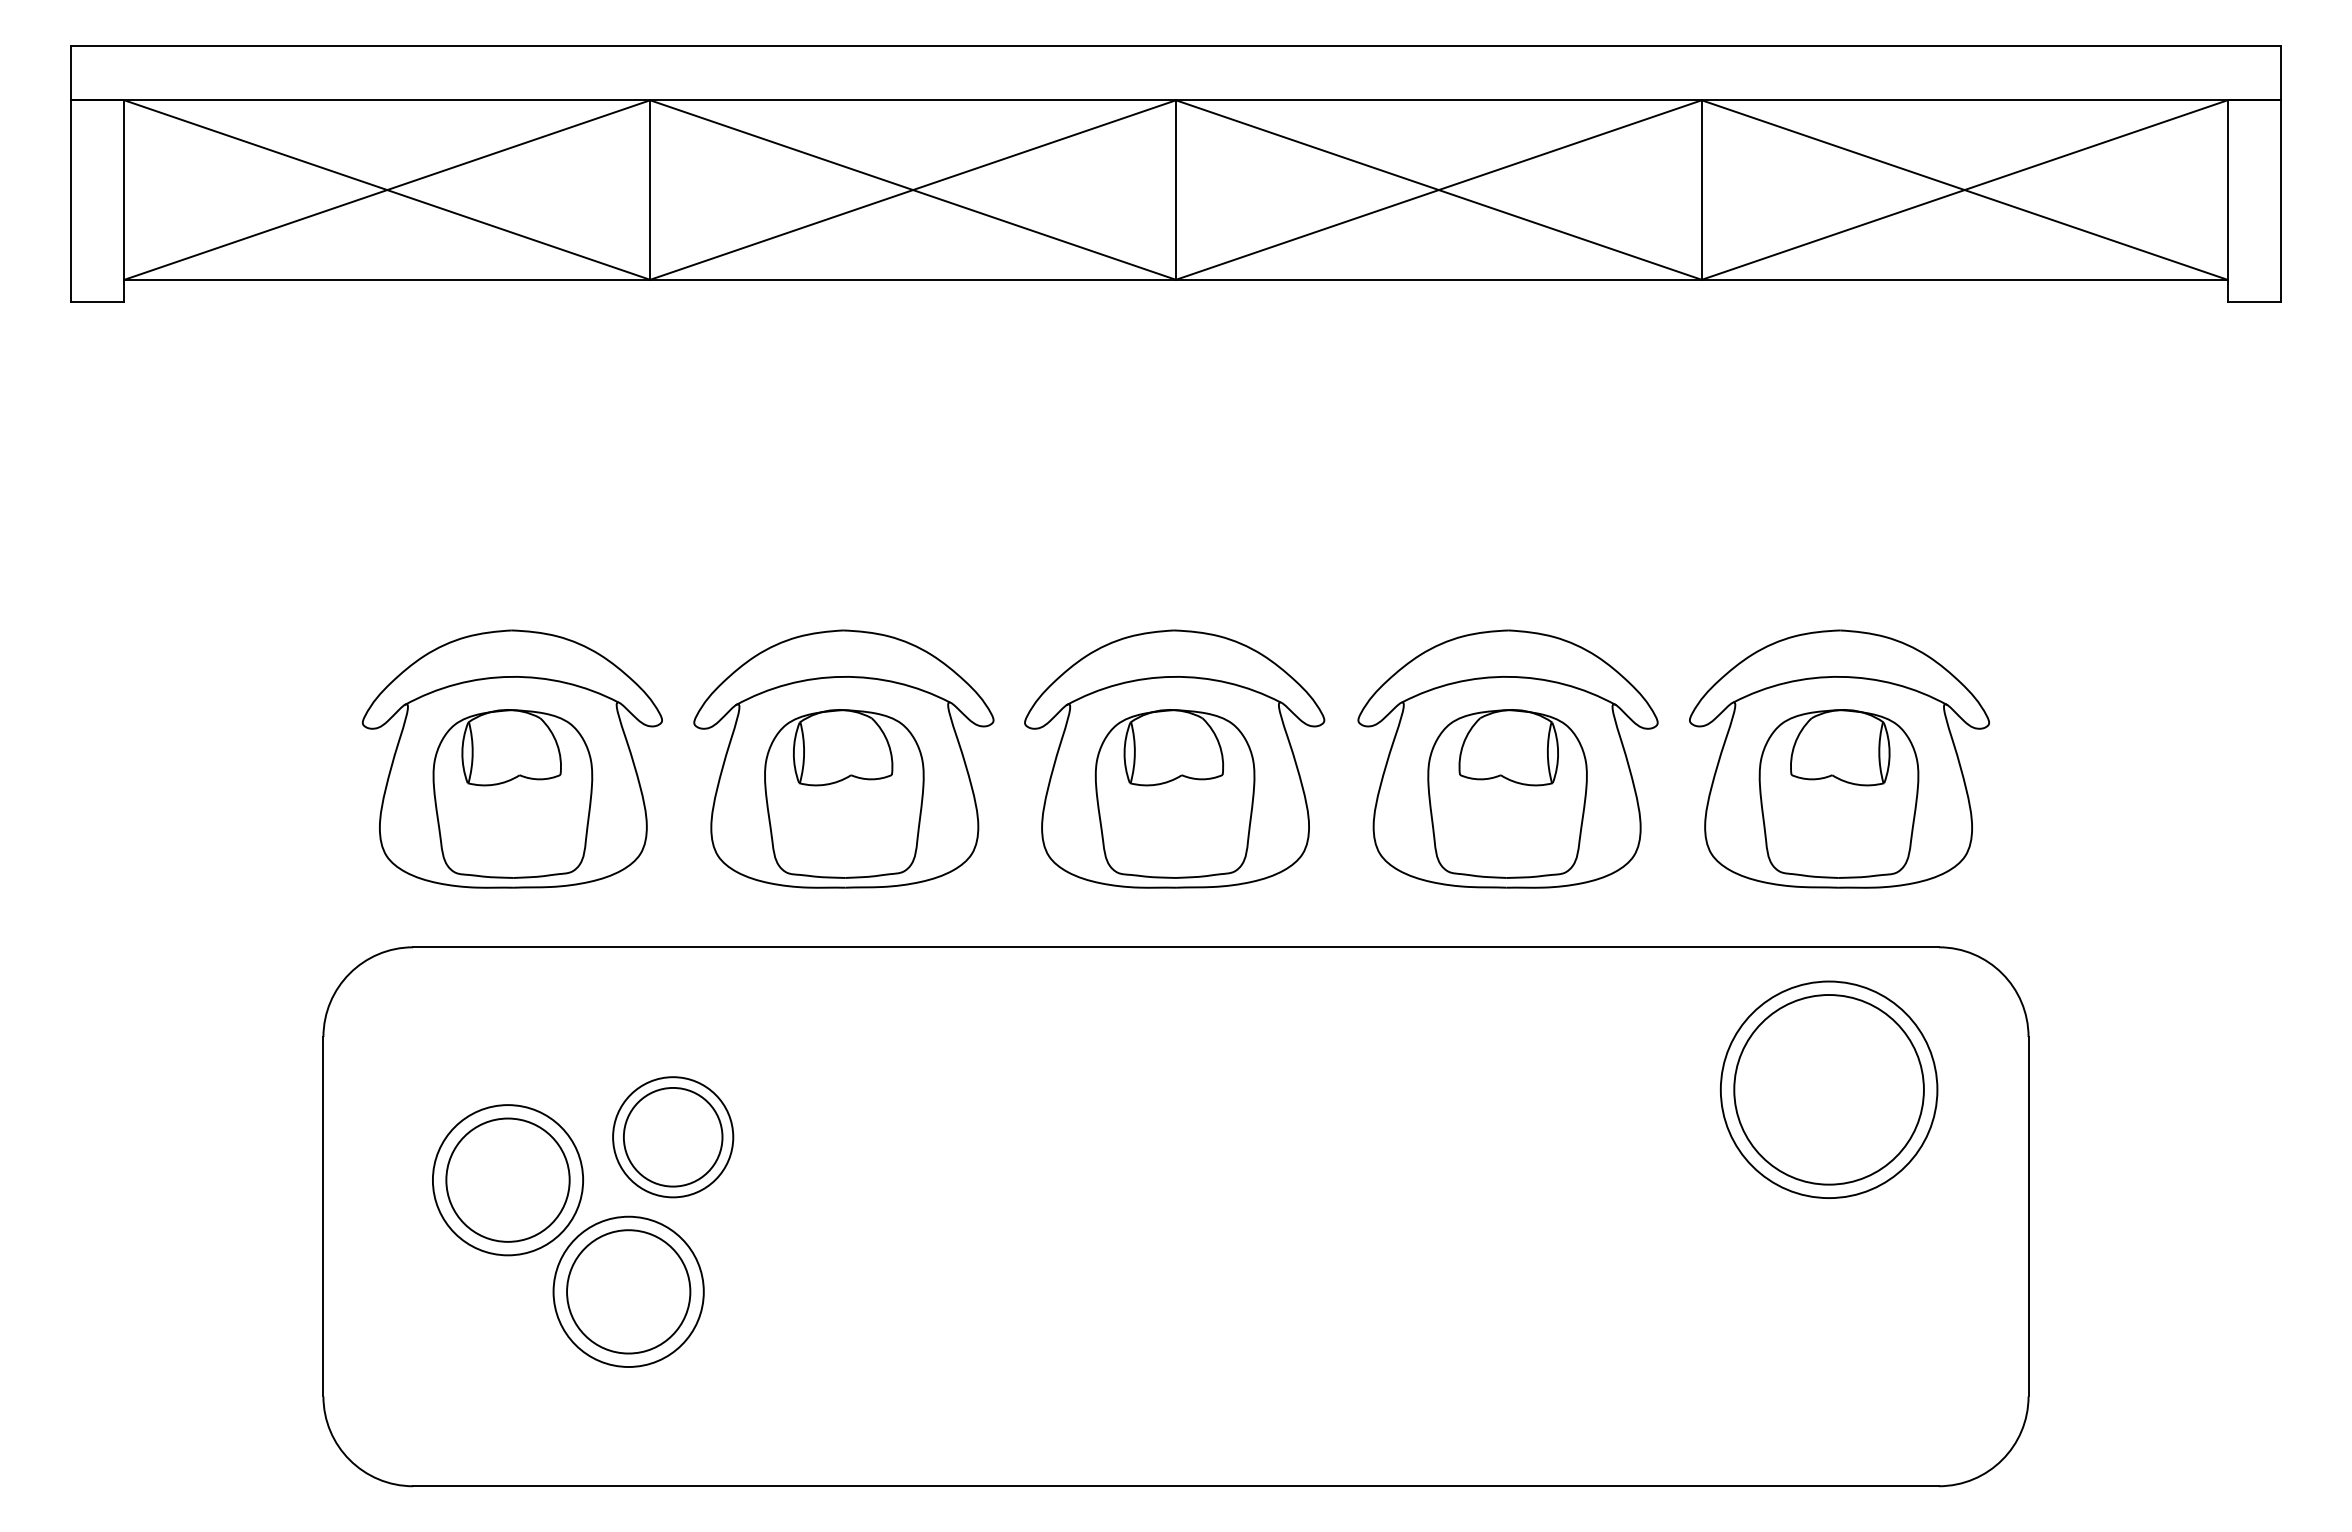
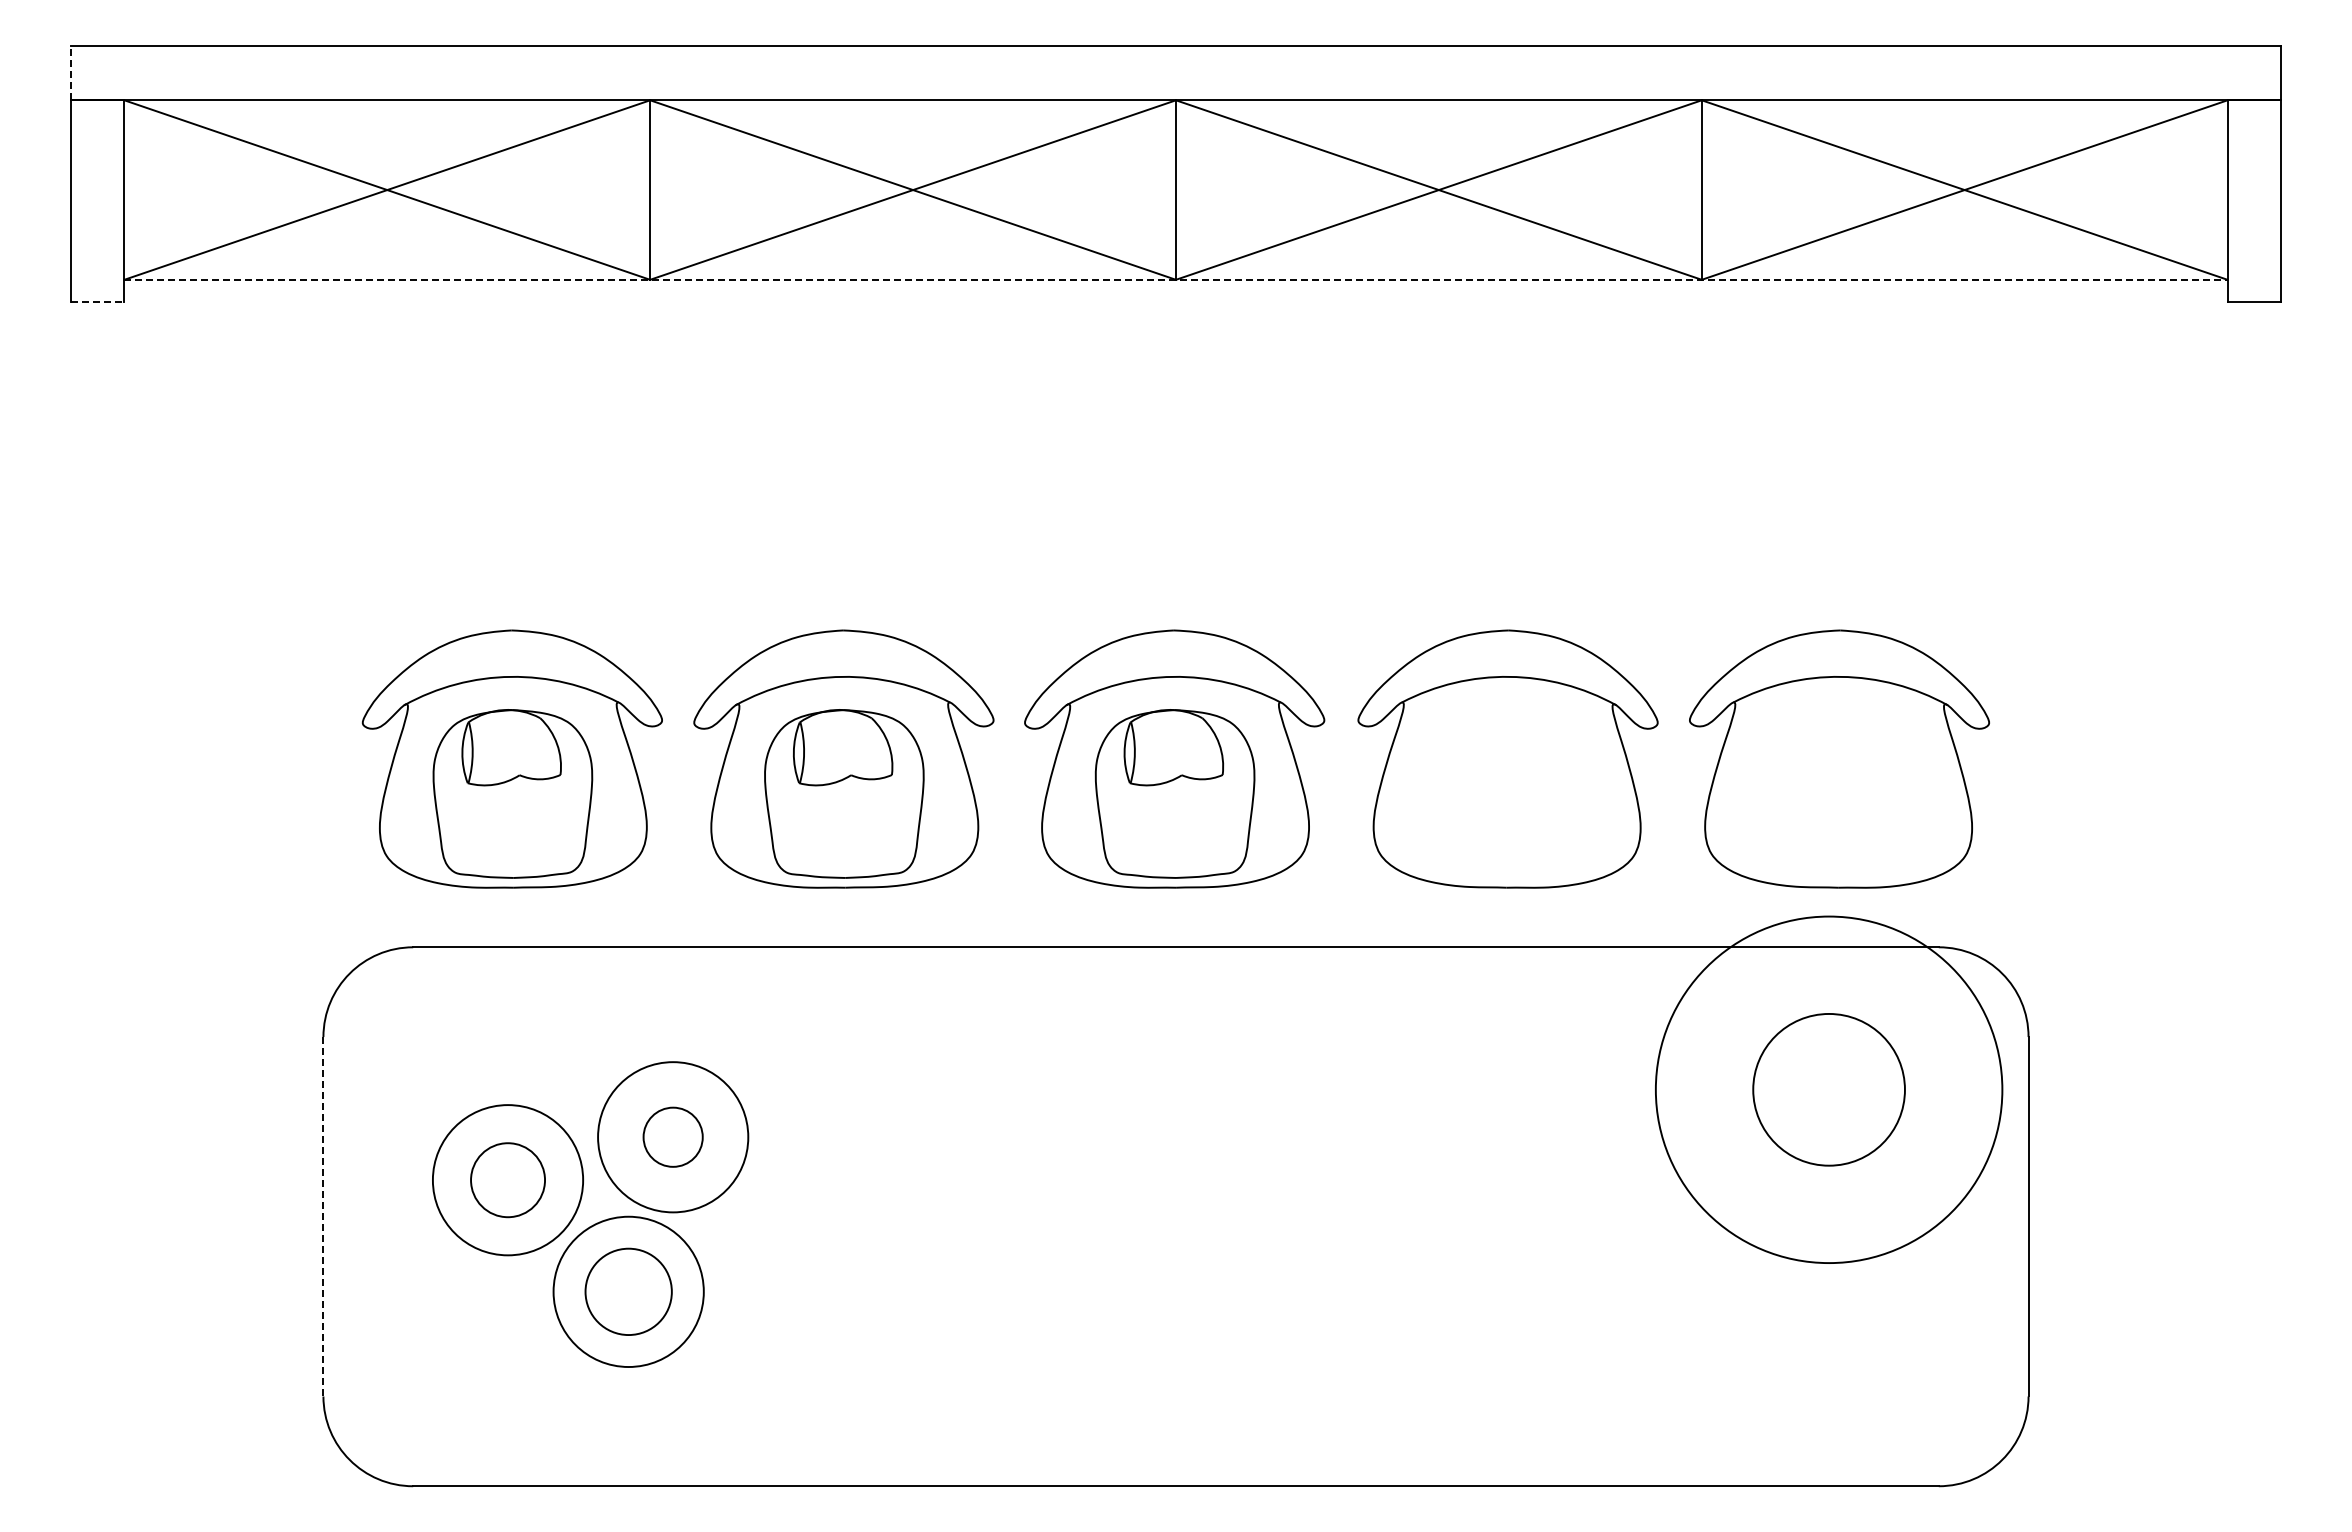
line: solid -> dashed (70, 72)
line: solid -> dashed (1176, 279)
line: solid -> dashed (97, 302)
part: present -> none (1507, 793)
part: present -> none (1838, 793)
circle diameter: 190 px -> 152 px (1828, 1089)
circle diameter: 217 px -> 347 px (1828, 1089)
circle diameter: 99 px -> 59 px (672, 1136)
circle diameter: 120 px -> 150 px (673, 1137)
circle diameter: 123 px -> 74 px (508, 1180)
line: solid -> dashed (323, 1216)
circle diameter: 123 px -> 86 px (628, 1291)
